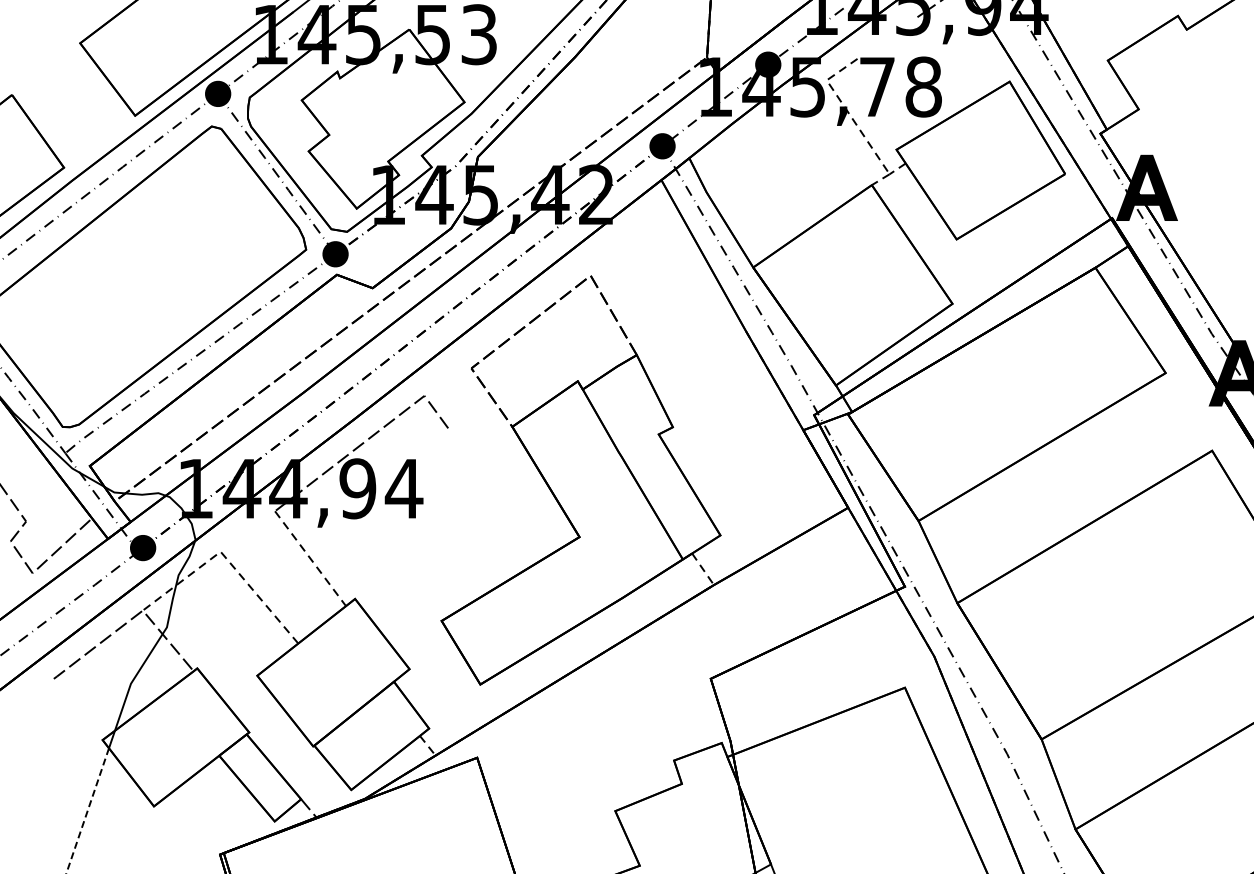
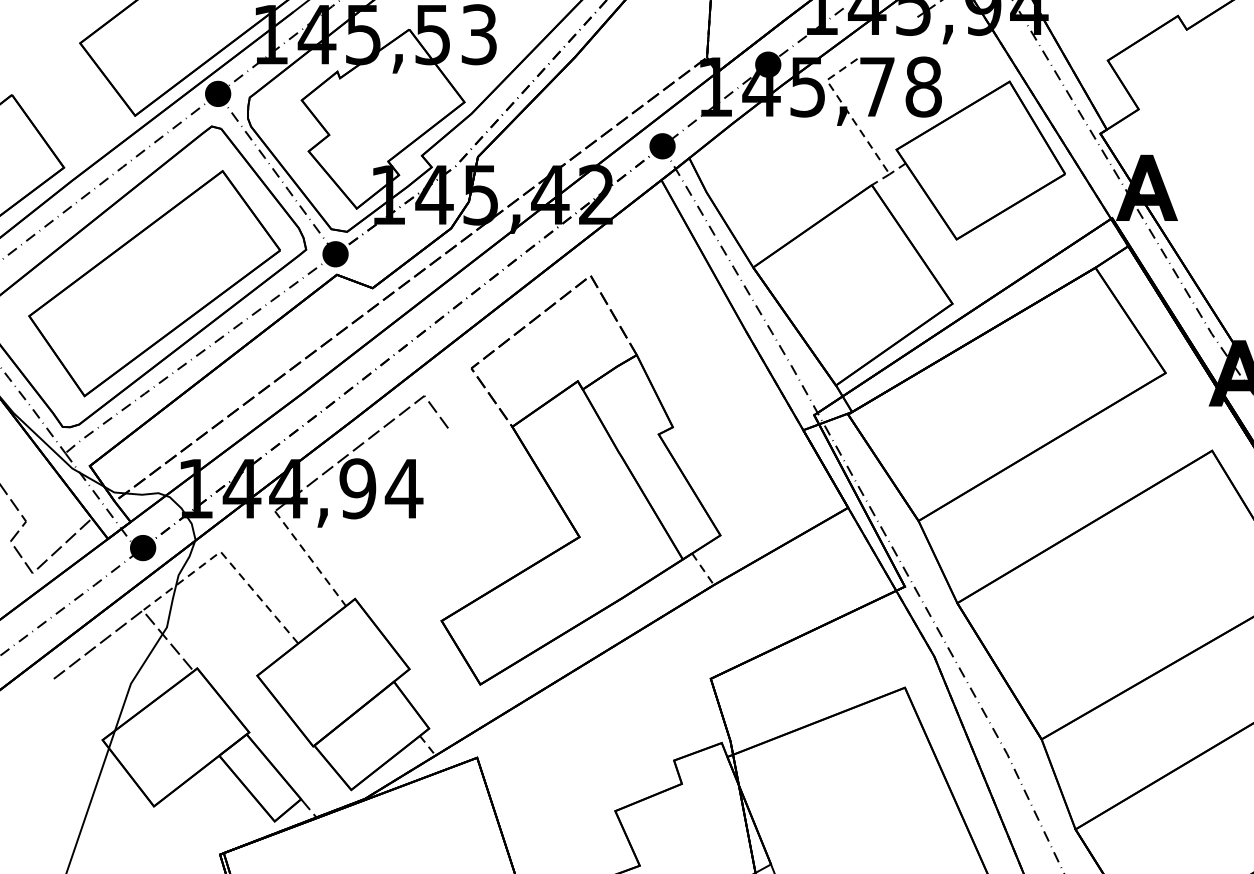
part: none -> present (154, 283)
line: dashed -> solid (87, 811)
